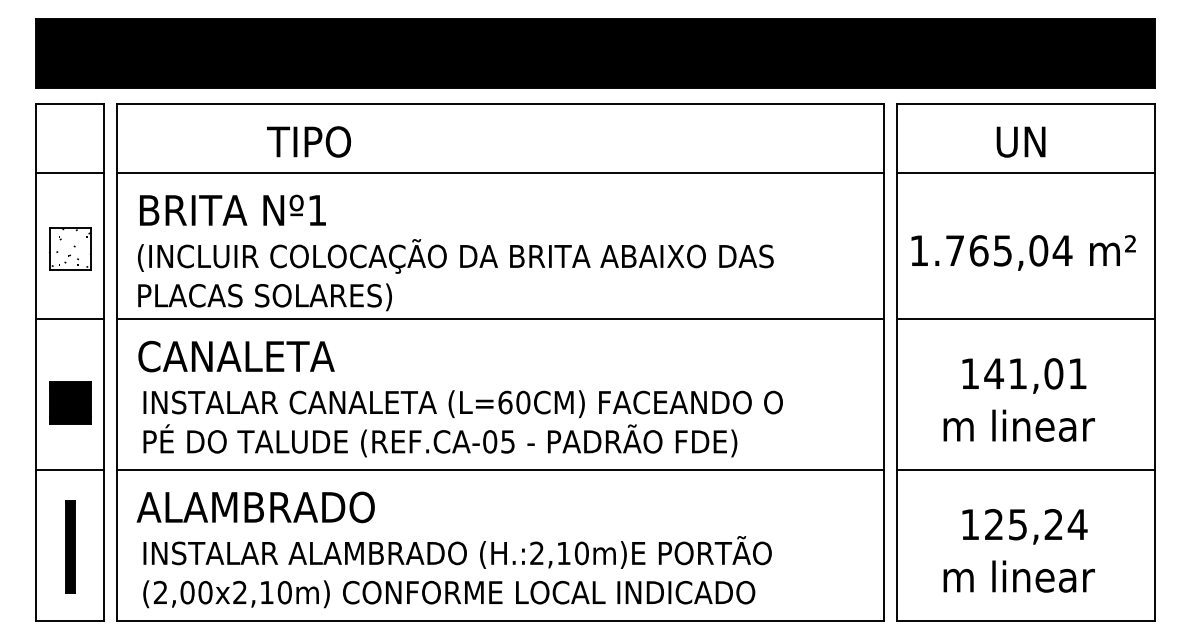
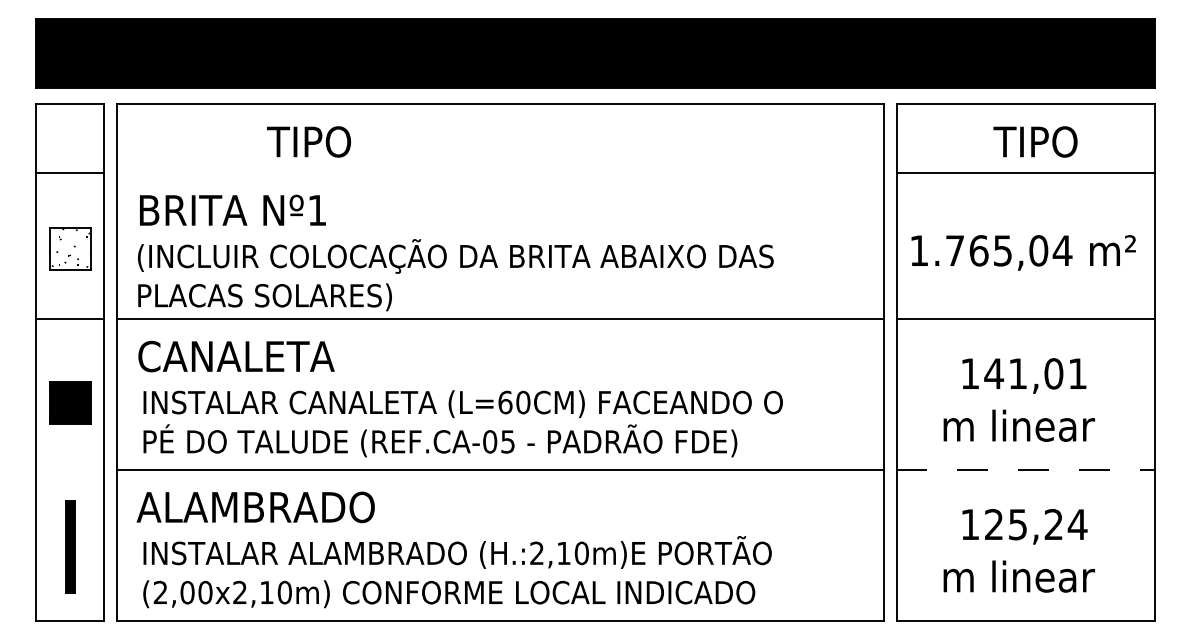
text: UN -> TIPO (1035, 141)
line: present -> none (500, 173)
line: present -> none (69, 469)
line: solid -> dashed (1026, 469)
